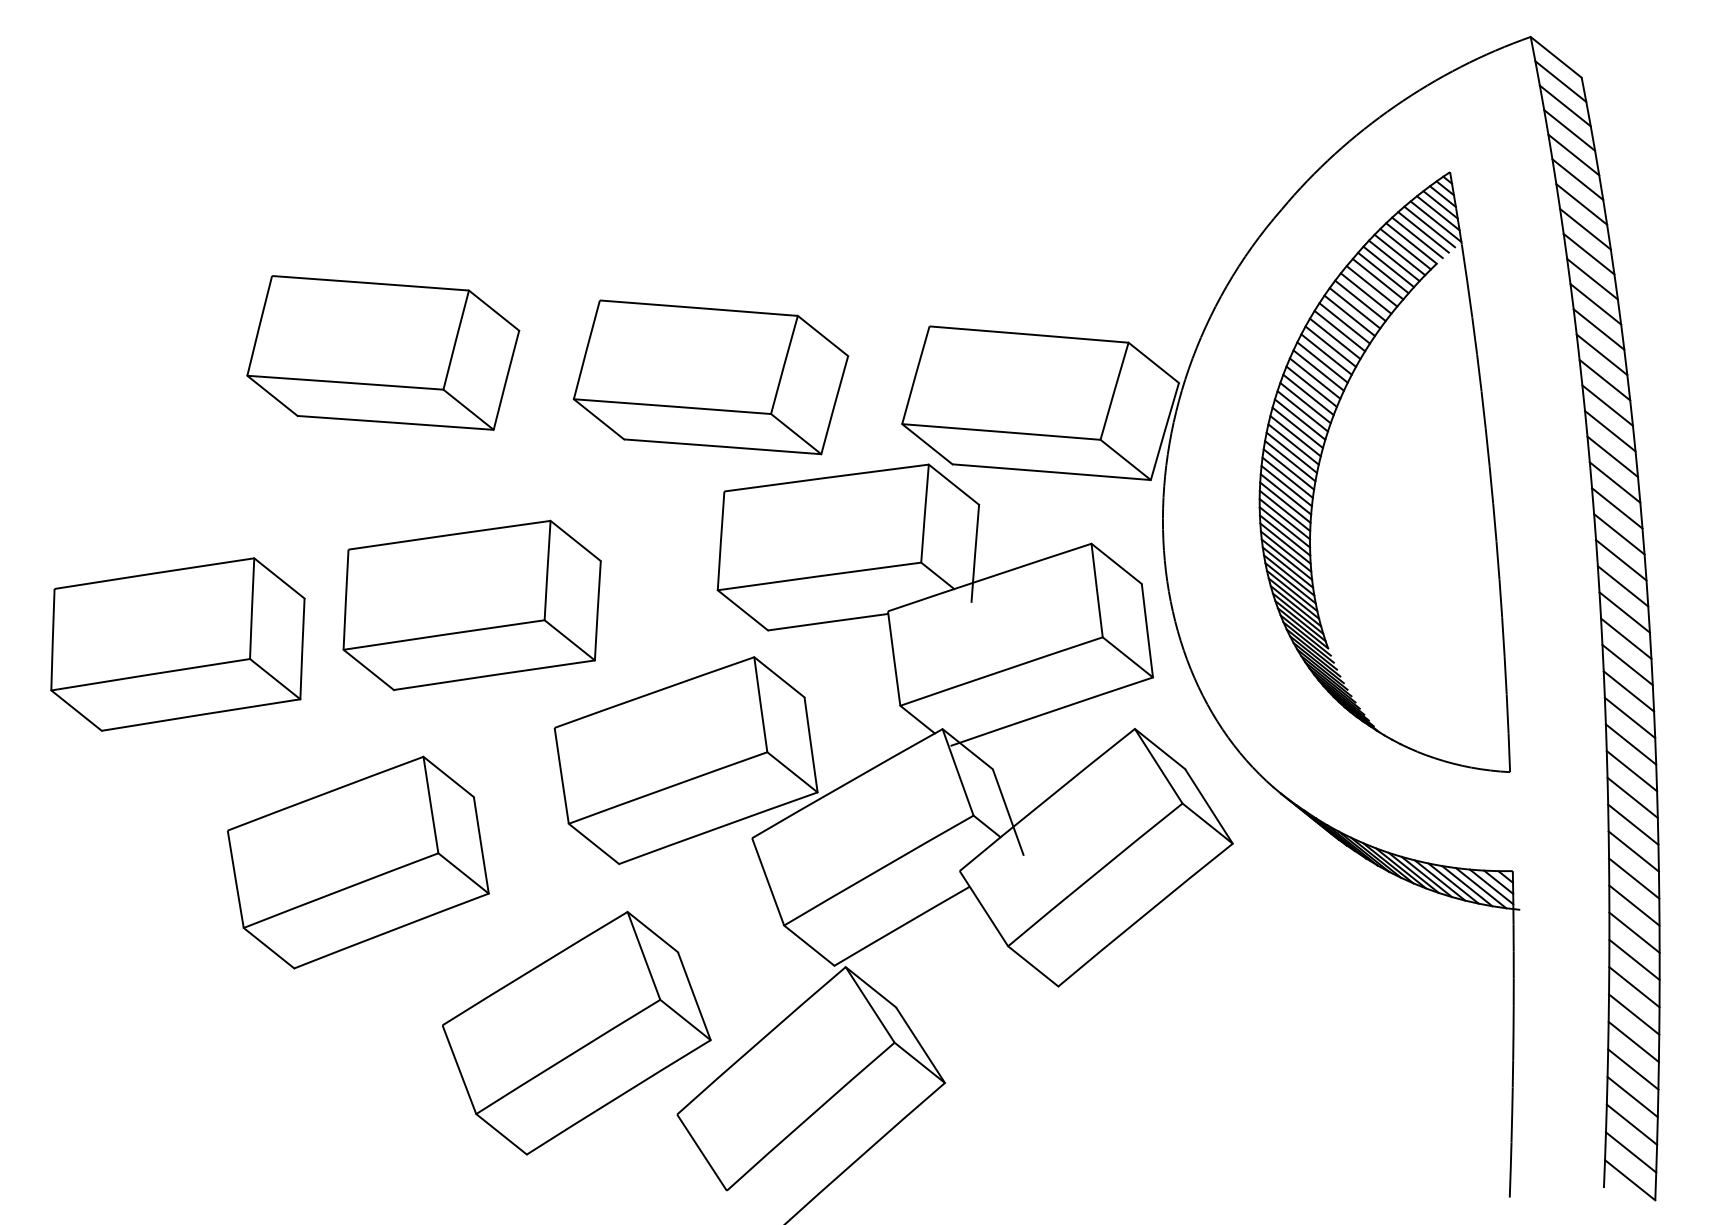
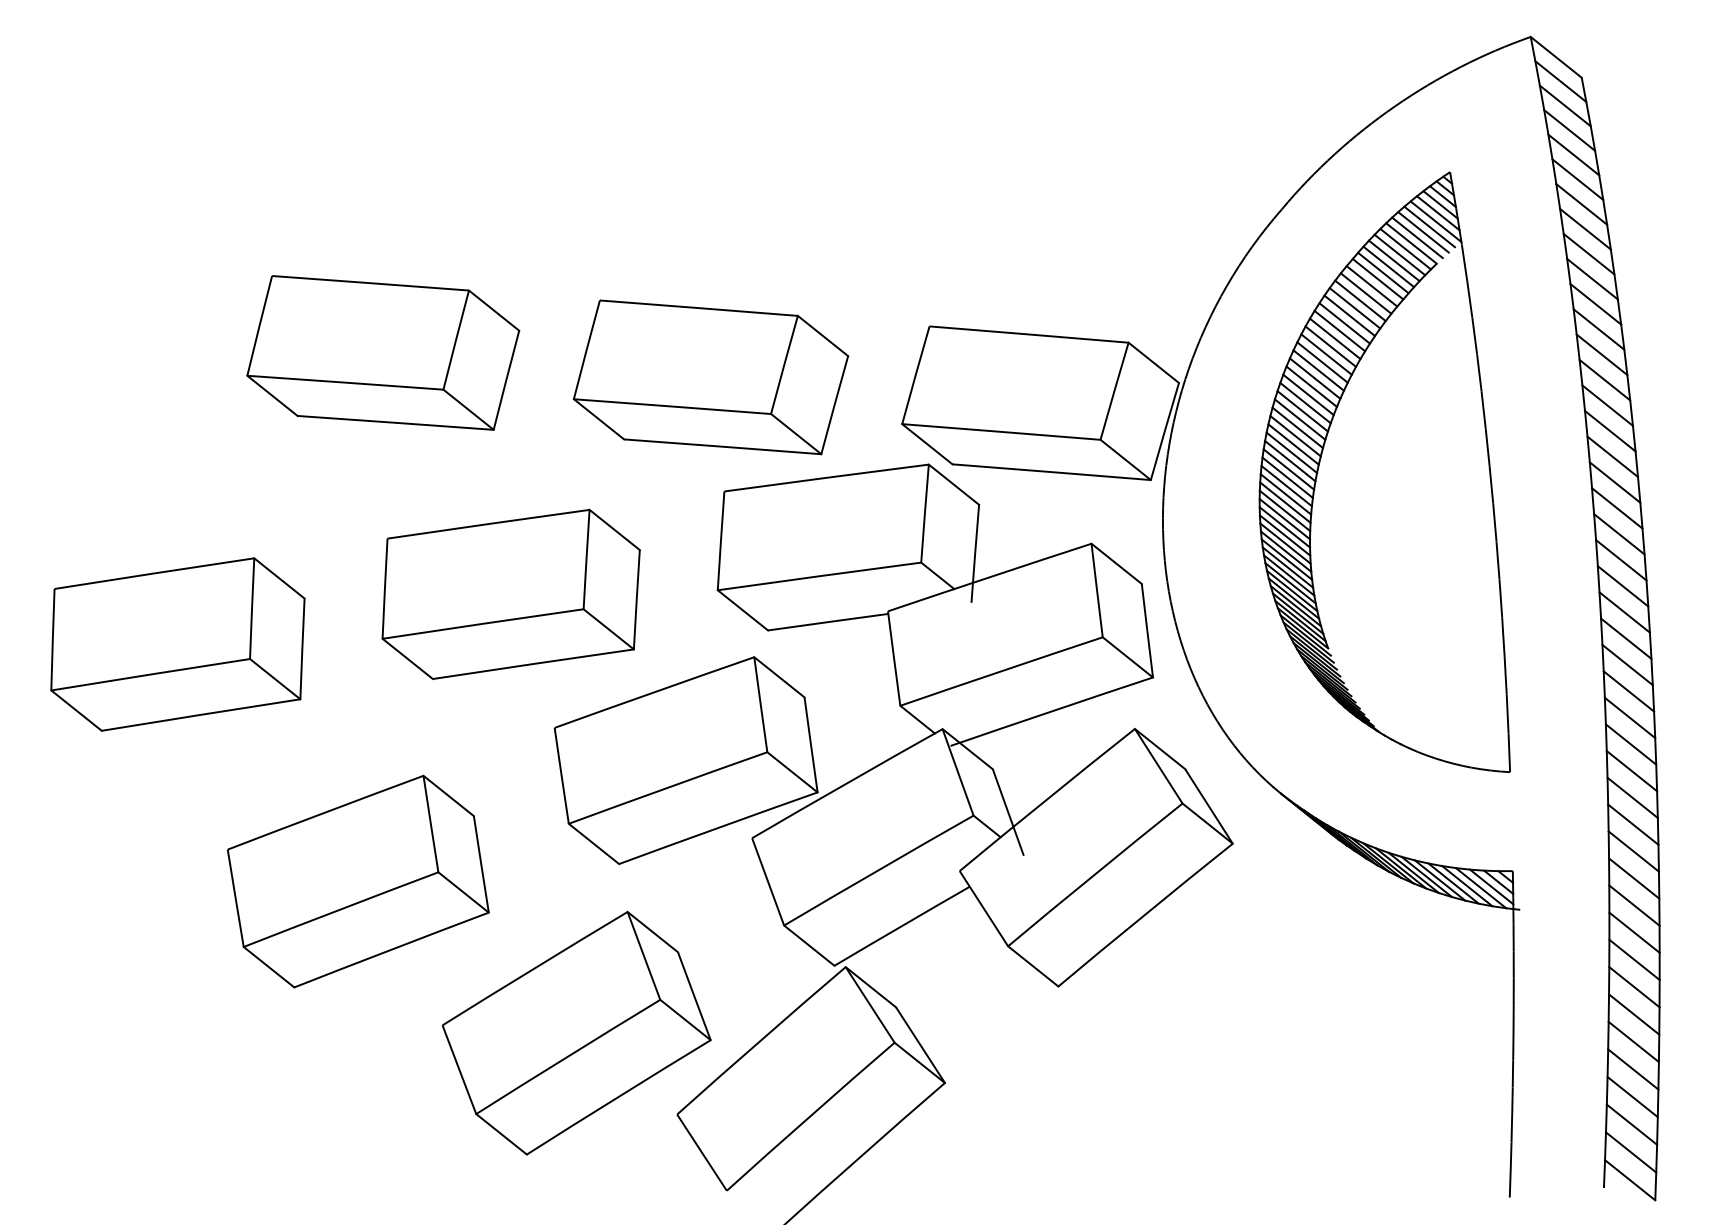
part position: (471, 604) -> (510, 593) (510, 593)
part position: (358, 862) -> (358, 881) (358, 881)
